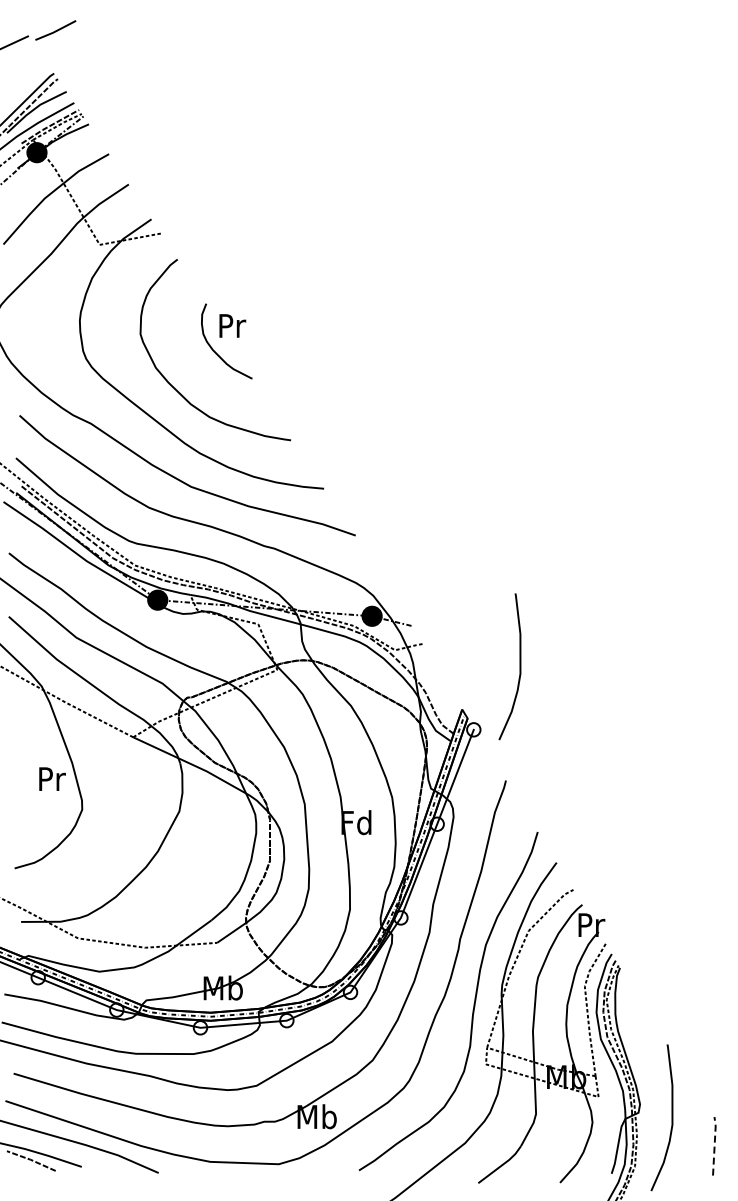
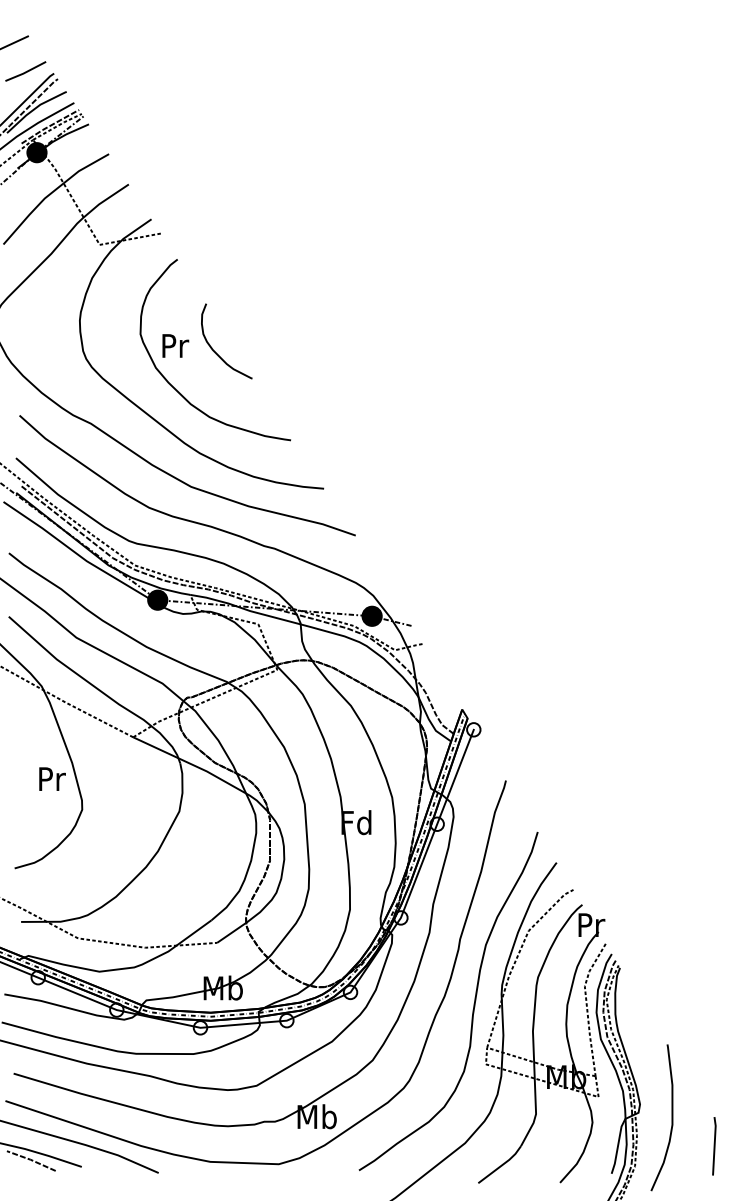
line position: (55, 30) -> (25, 71) (25, 71)
text position: (232, 325) -> (175, 345) (175, 345)
curve: present -> none (519, 666)
line: dashed -> solid (714, 1145)
